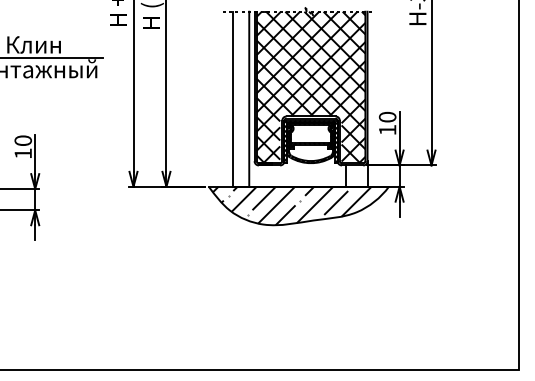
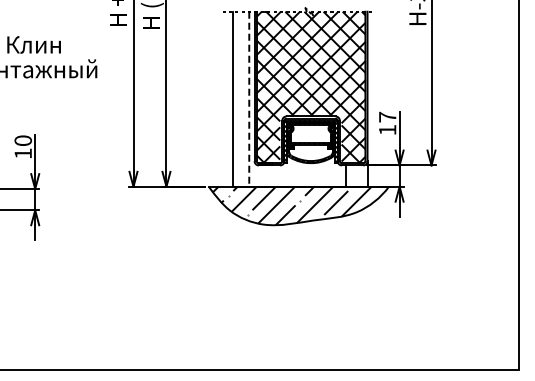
line: present -> none (52, 57)
line: solid -> dashed (249, 99)
text: 10 -> 17 (387, 116)
